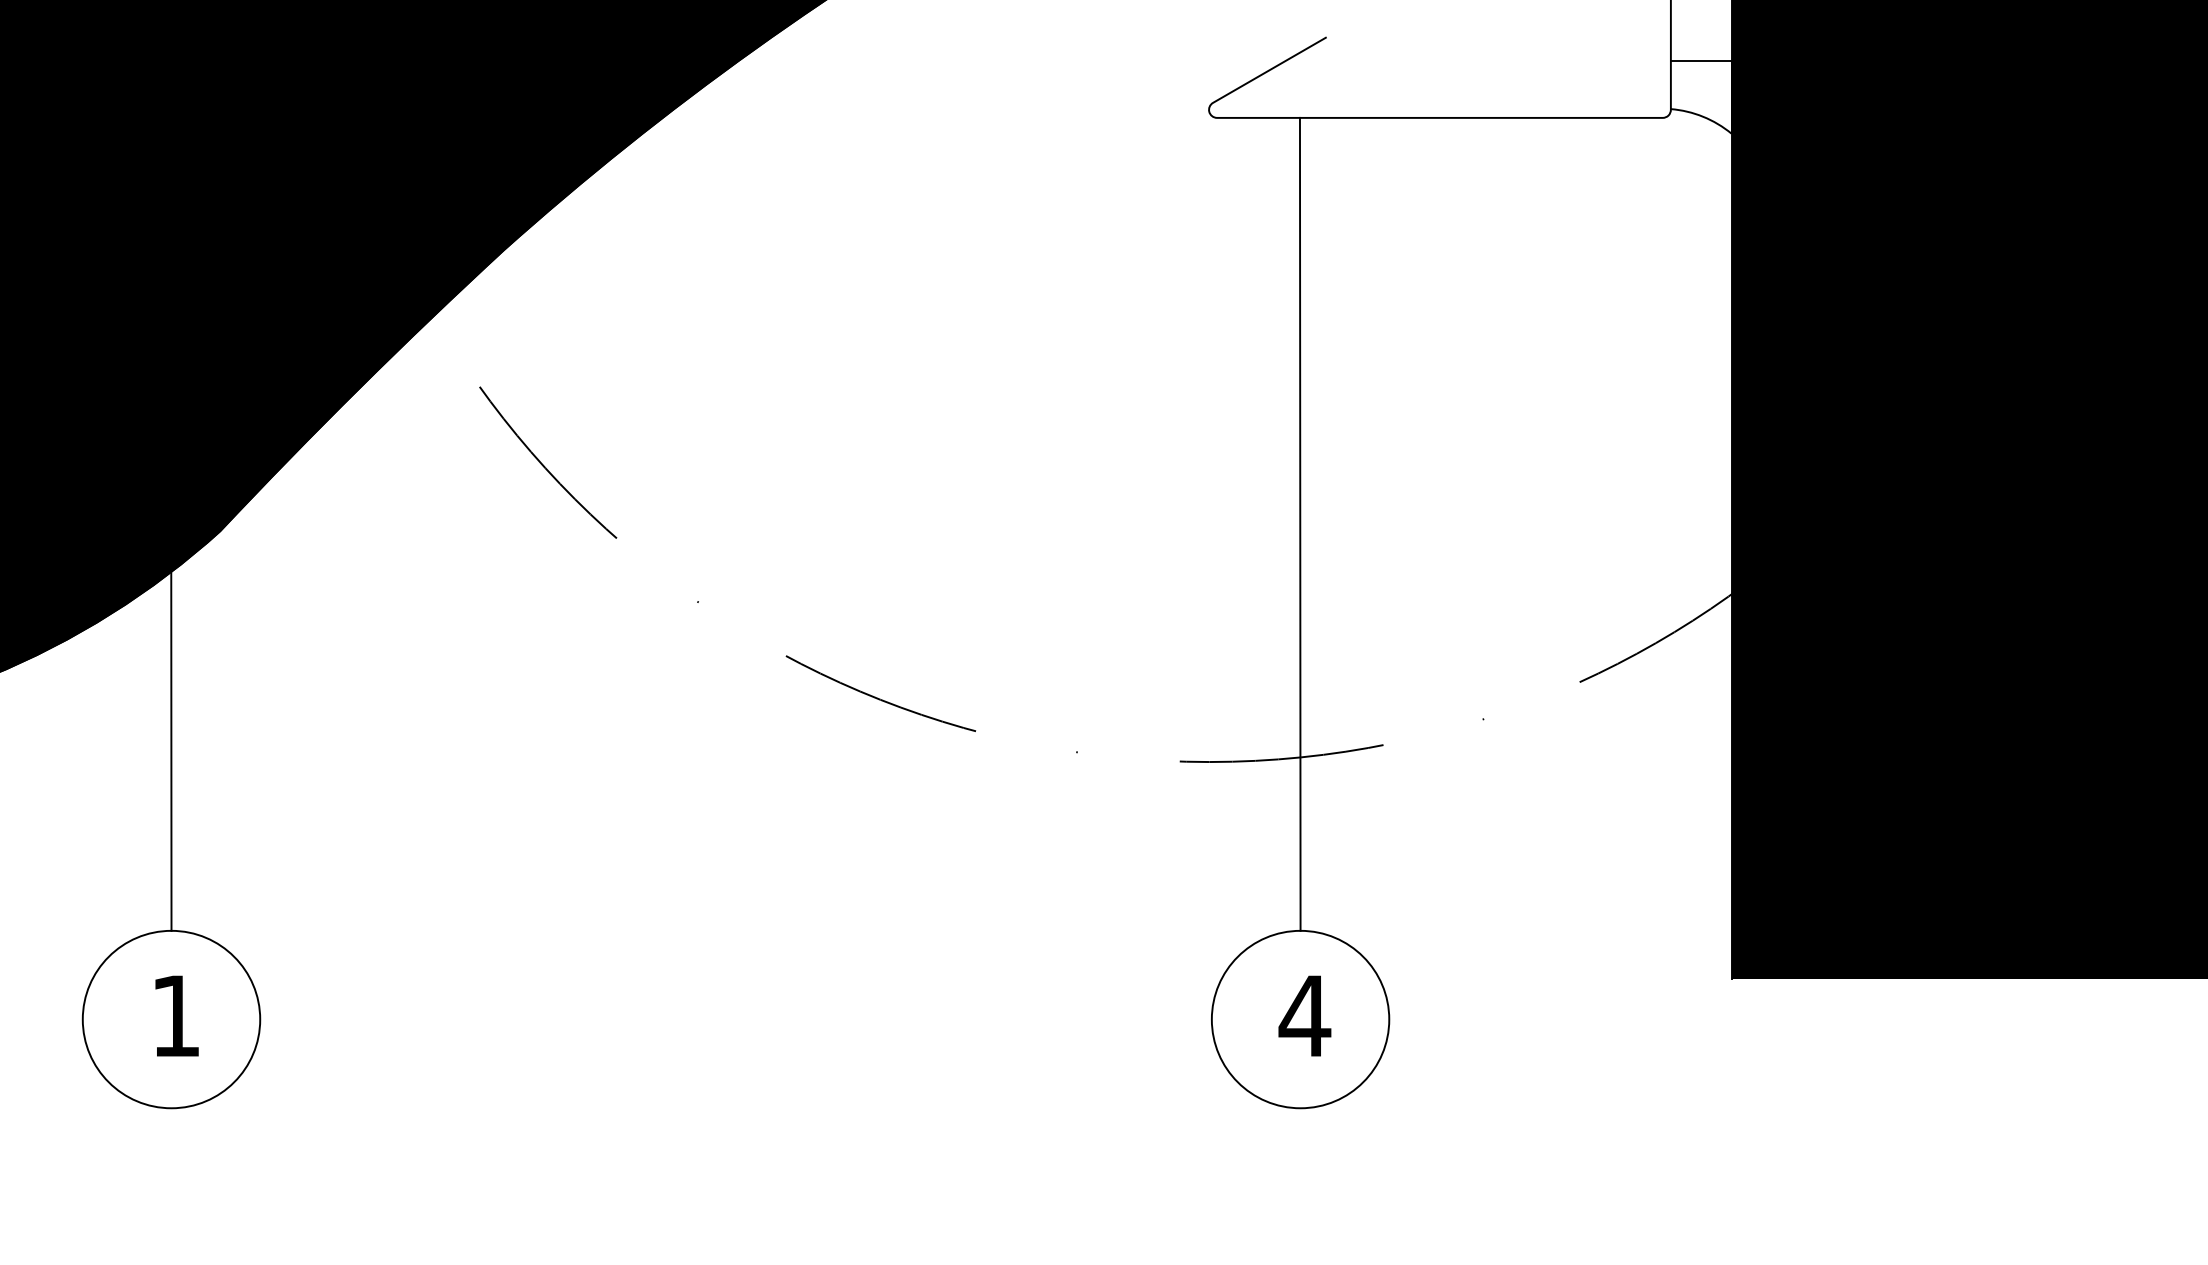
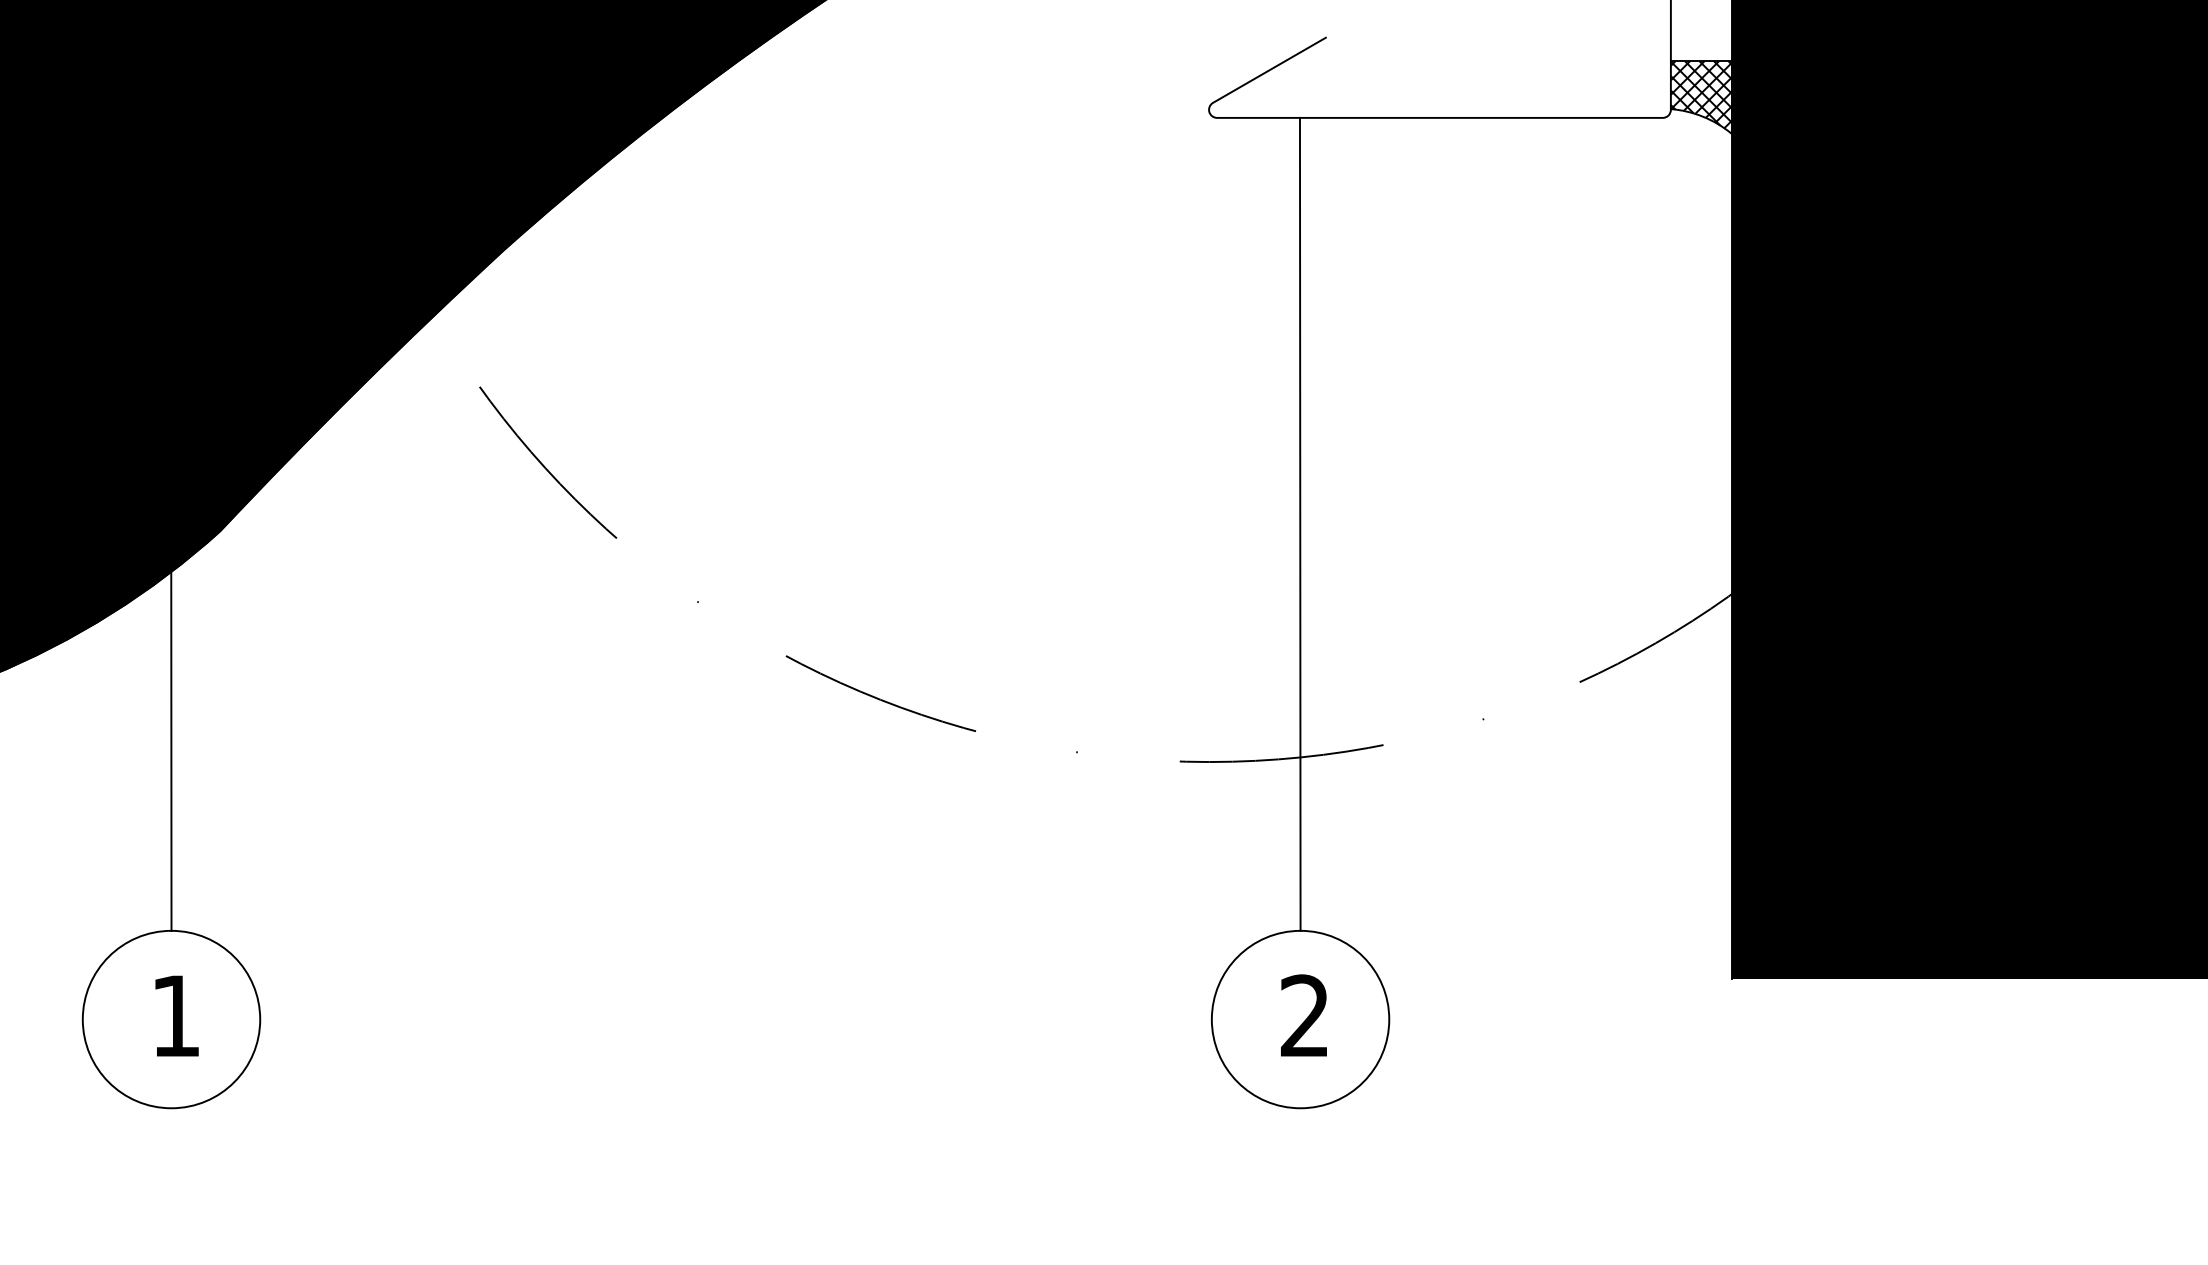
hatch: none -> present (1700, 94)
text: 4 -> 2 (1304, 1015)
